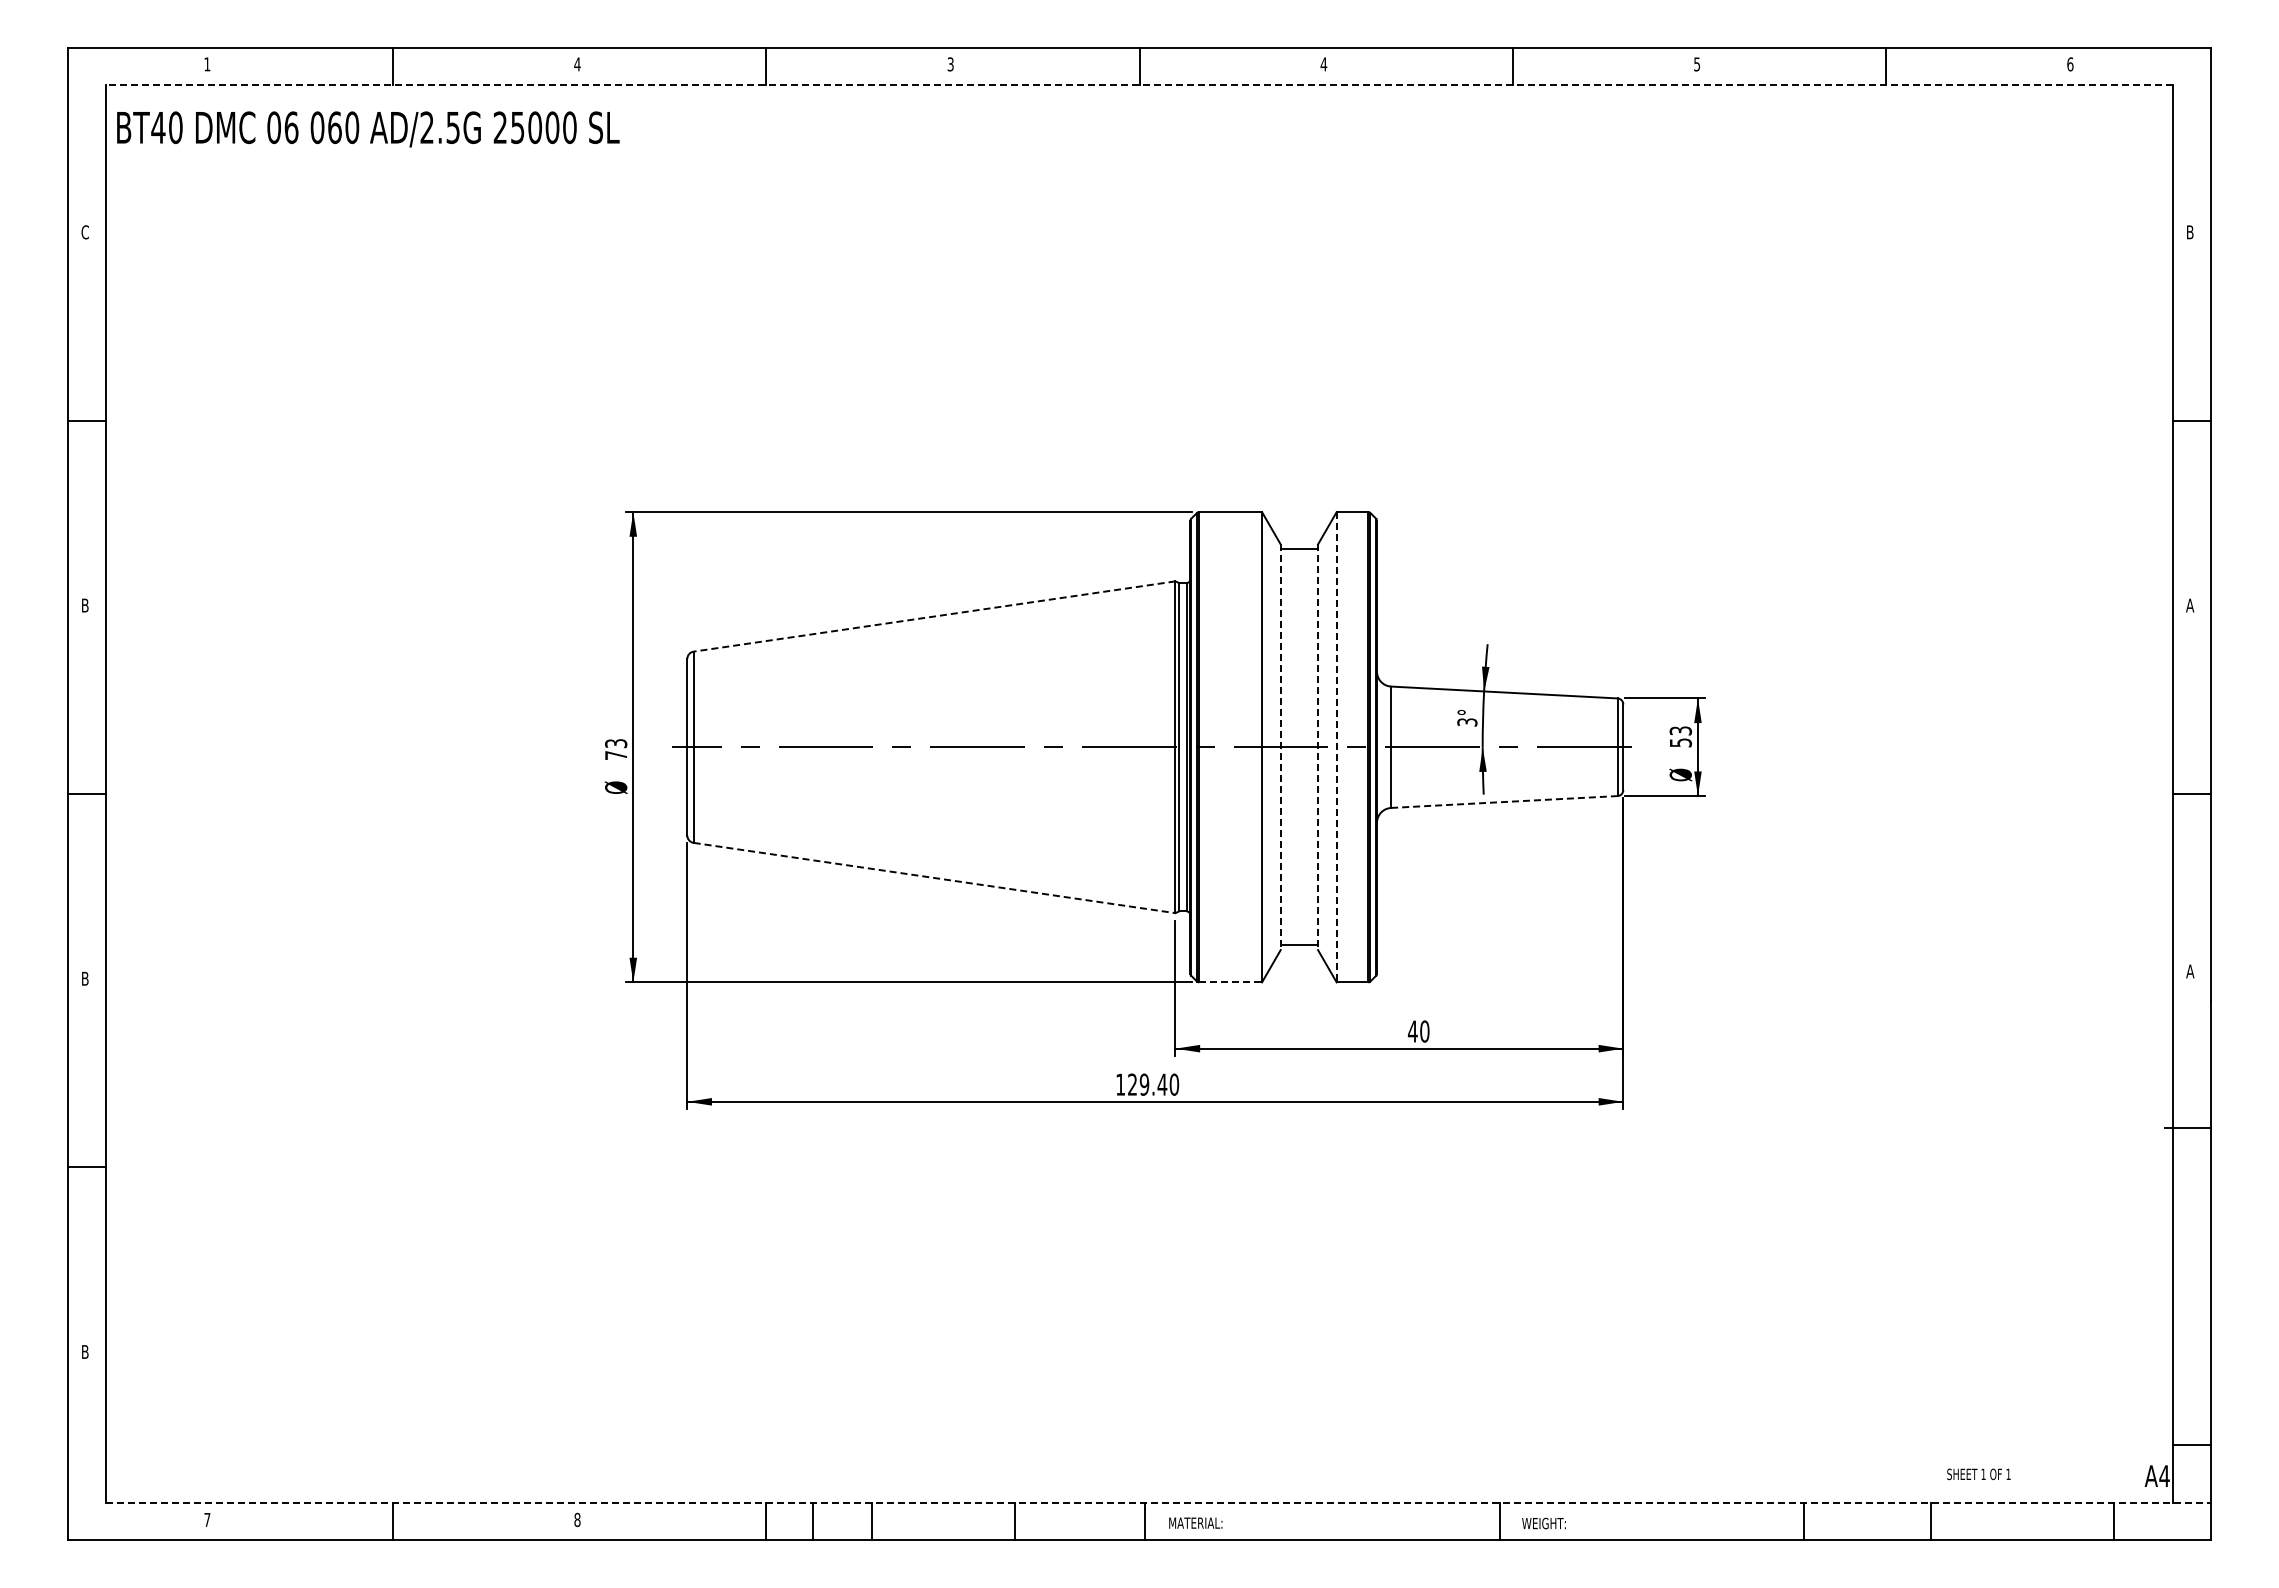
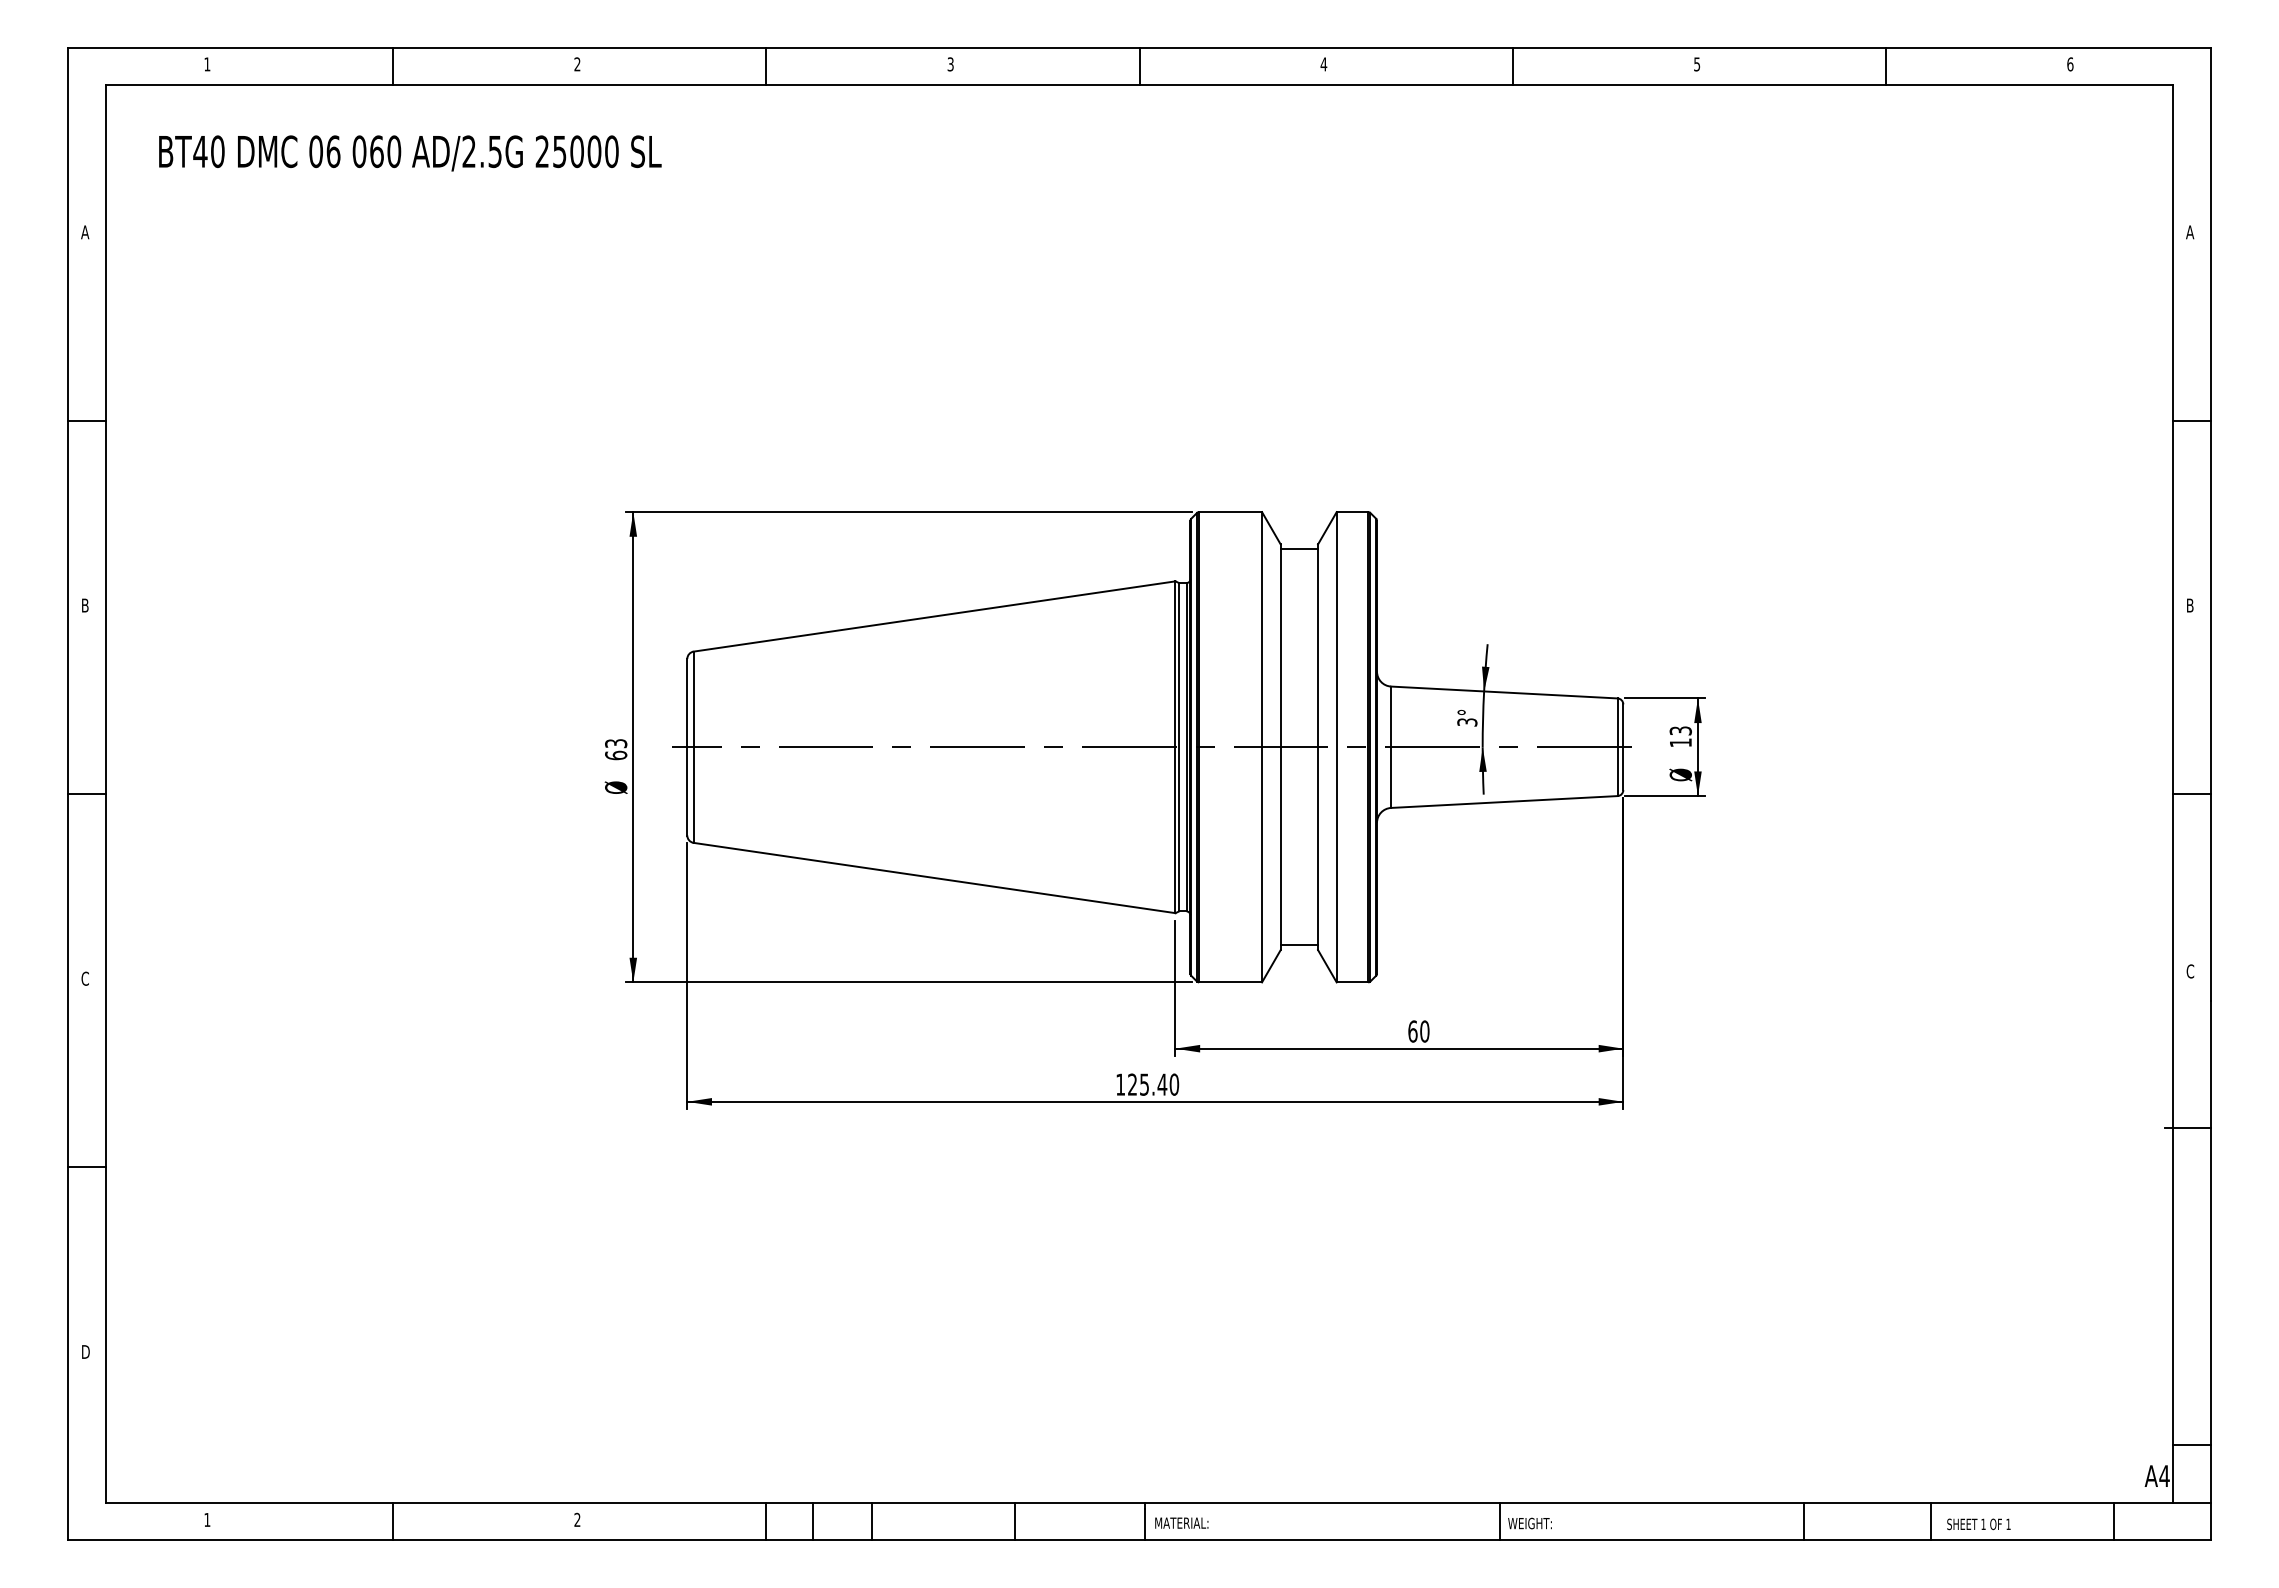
text: 4 -> 2 (577, 64)
line: dashed -> solid (1139, 84)
text position: (368, 129) -> (410, 153) (410, 153)
text: C -> A (85, 232)
text: B -> A (2190, 232)
text: A -> B (2190, 605)
line: dashed -> solid (934, 616)
text: 53 -> 13 (1680, 742)
line: dashed -> solid (1280, 747)
line: dashed -> solid (1318, 747)
line: dashed -> solid (1336, 747)
text: 73 -> 63 (616, 755)
line: dashed -> solid (1504, 801)
line: dashed -> solid (935, 878)
text: A -> C (2190, 971)
text: B -> C (84, 978)
line: dashed -> solid (1231, 982)
text: 40 -> 60 (1412, 1031)
text: 129.40 -> 125.40 (1144, 1084)
text: B -> D (86, 1352)
text position: (1978, 1474) -> (1978, 1524) (1978, 1524)
line: dashed -> solid (1158, 1503)
text: 7 -> 1 (207, 1519)
text: 8 -> 2 (577, 1520)
text position: (1195, 1522) -> (1181, 1522) (1181, 1522)
text position: (1543, 1523) -> (1529, 1523) (1529, 1523)
